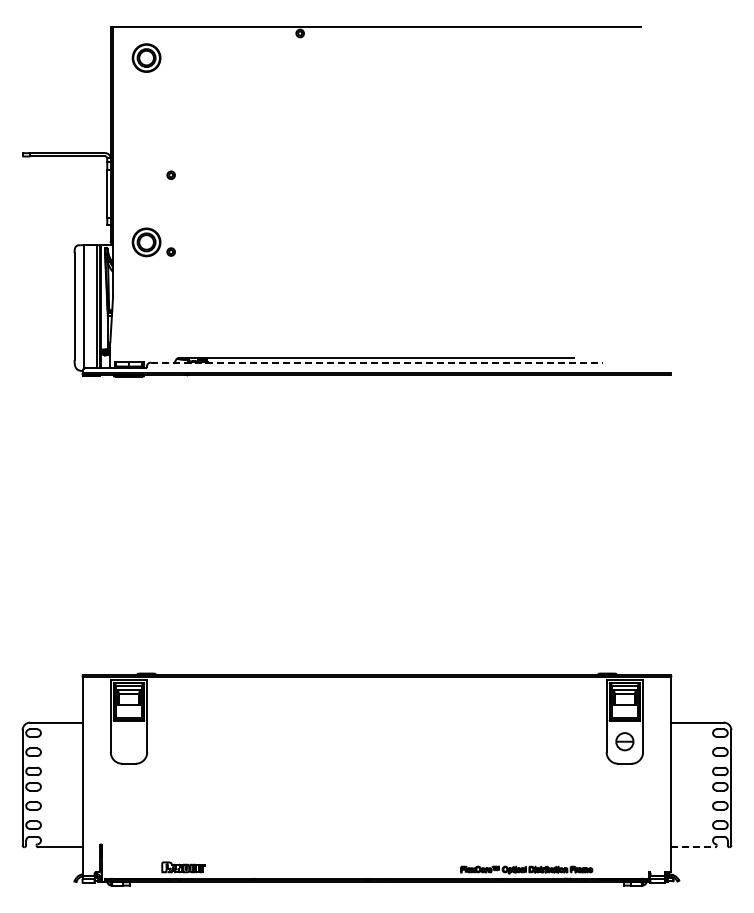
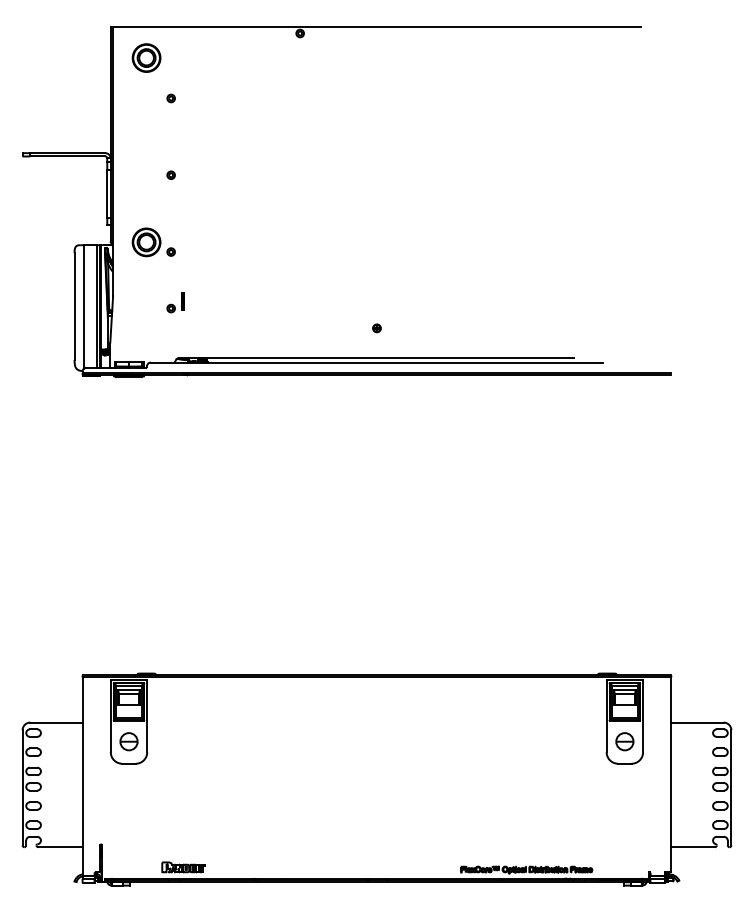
part: none -> present (170, 98)
part: none -> present (175, 302)
part: none -> present (376, 328)
line: dashed -> solid (377, 362)
part: none -> present (128, 741)
line: dashed -> solid (693, 847)
